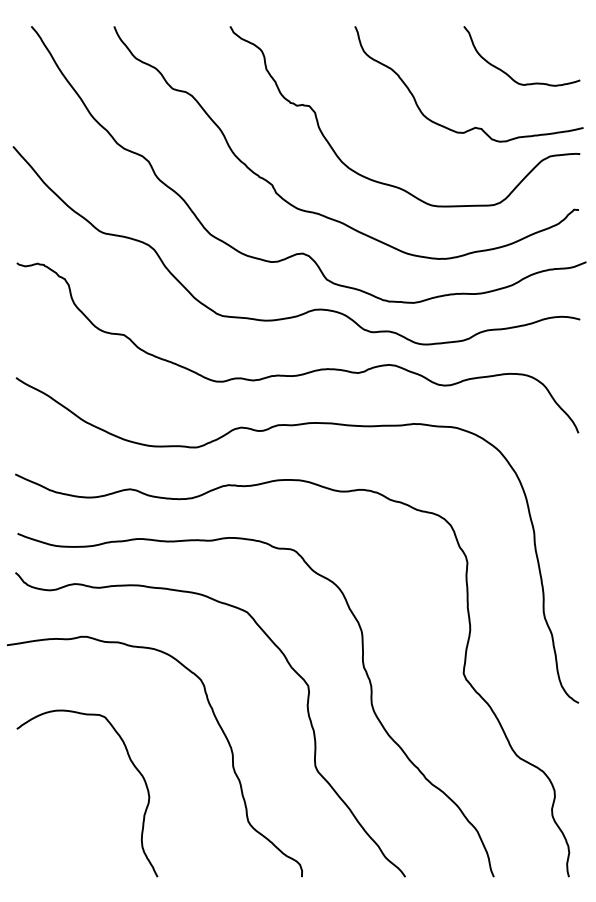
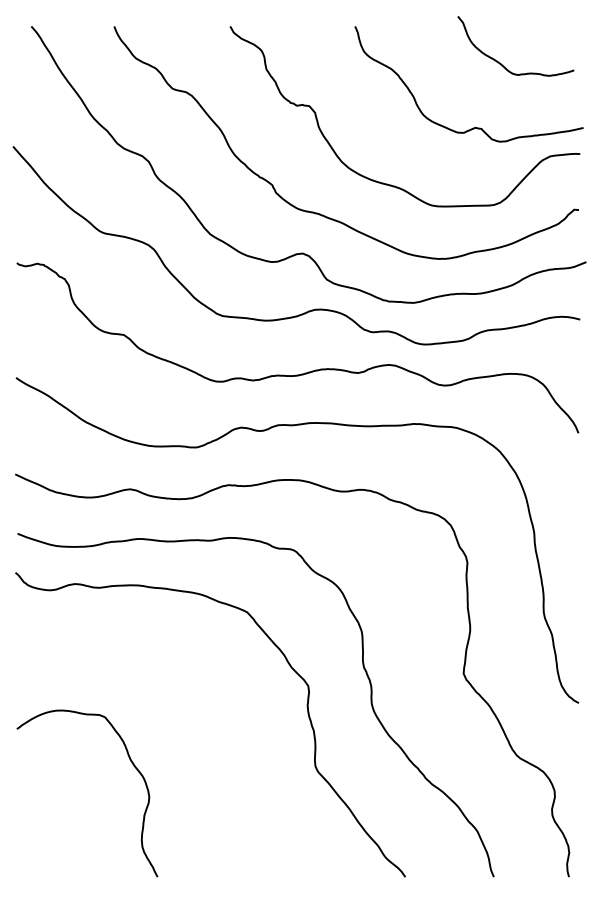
curve position: (506, 72) -> (500, 62) (500, 62)
curve: present -> none (218, 725)
